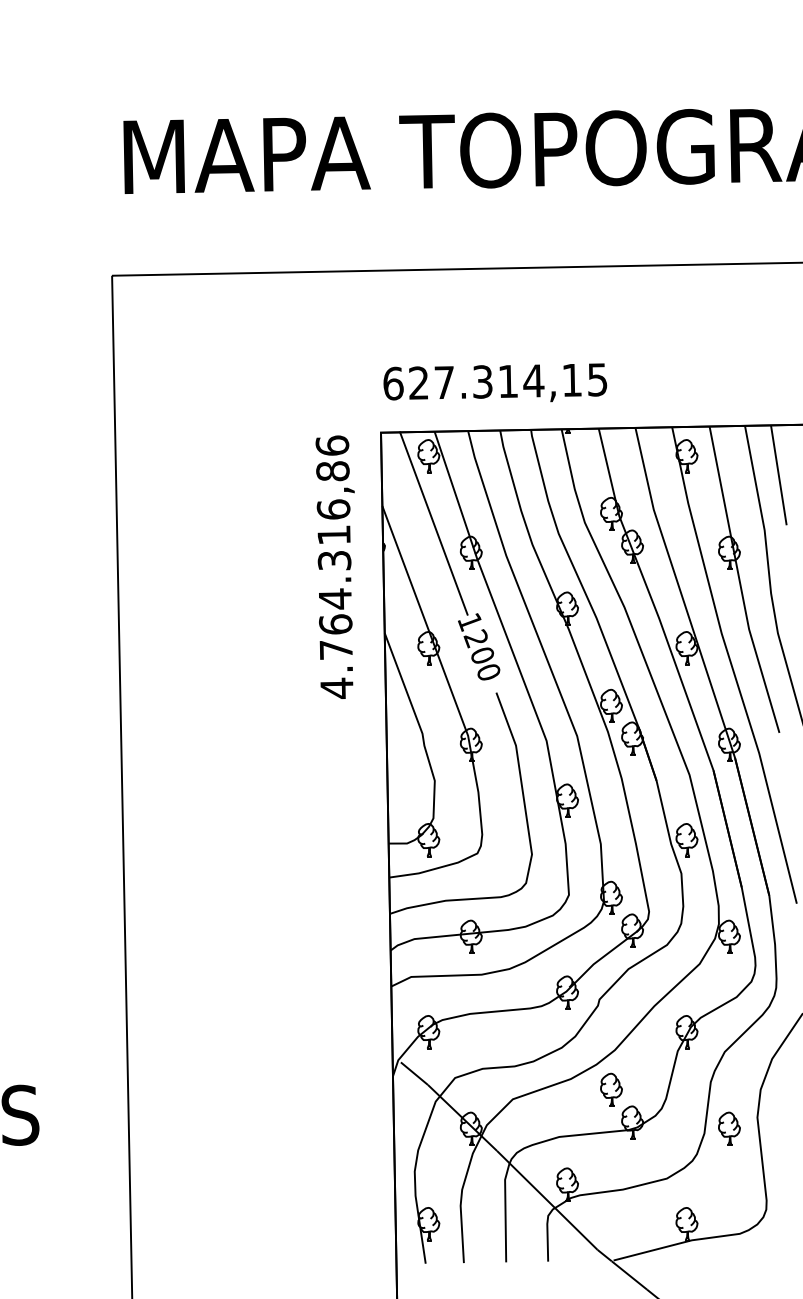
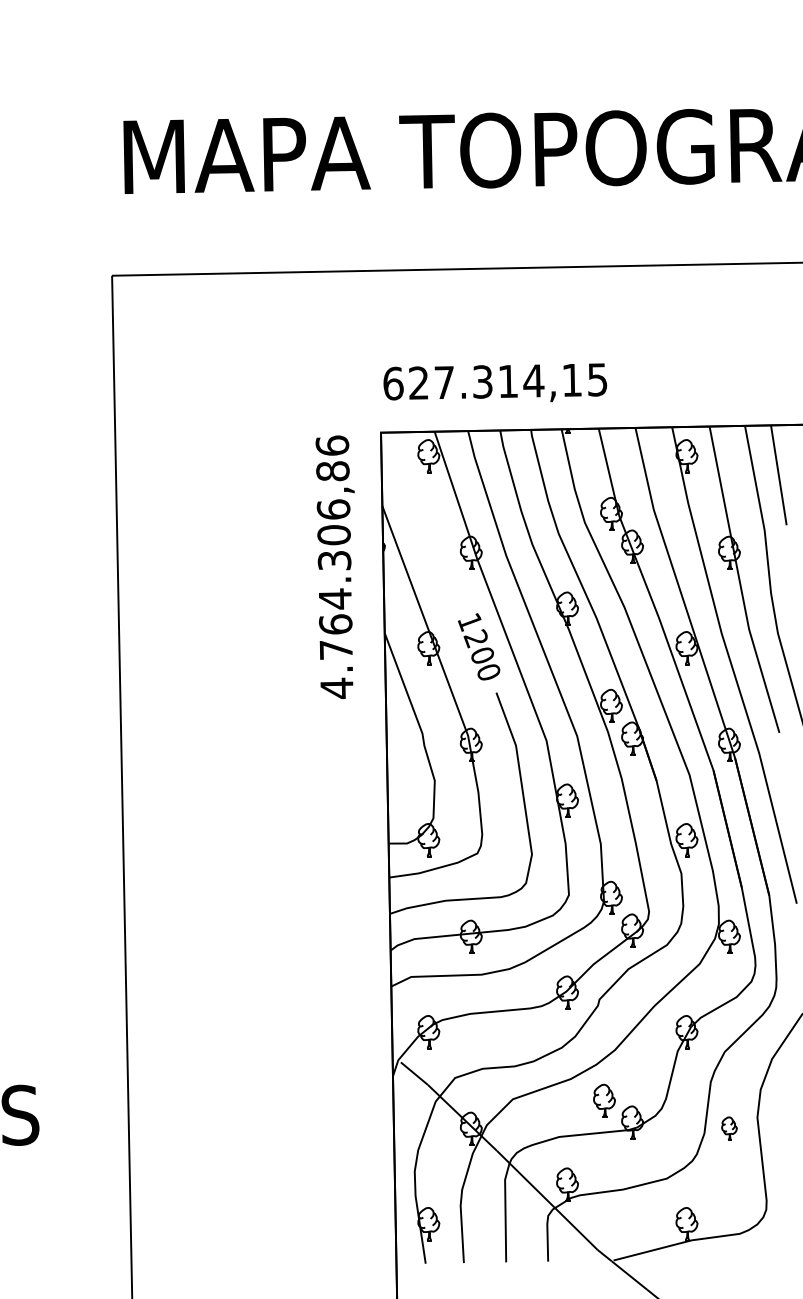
line: present -> none (433, 523)
text: 4.764.316,86 -> 4.764.306,86 (333, 535)
part position: (611, 1089) -> (604, 1100) (604, 1100)
part size: 23x35 px -> 17x25 px (729, 1128)
